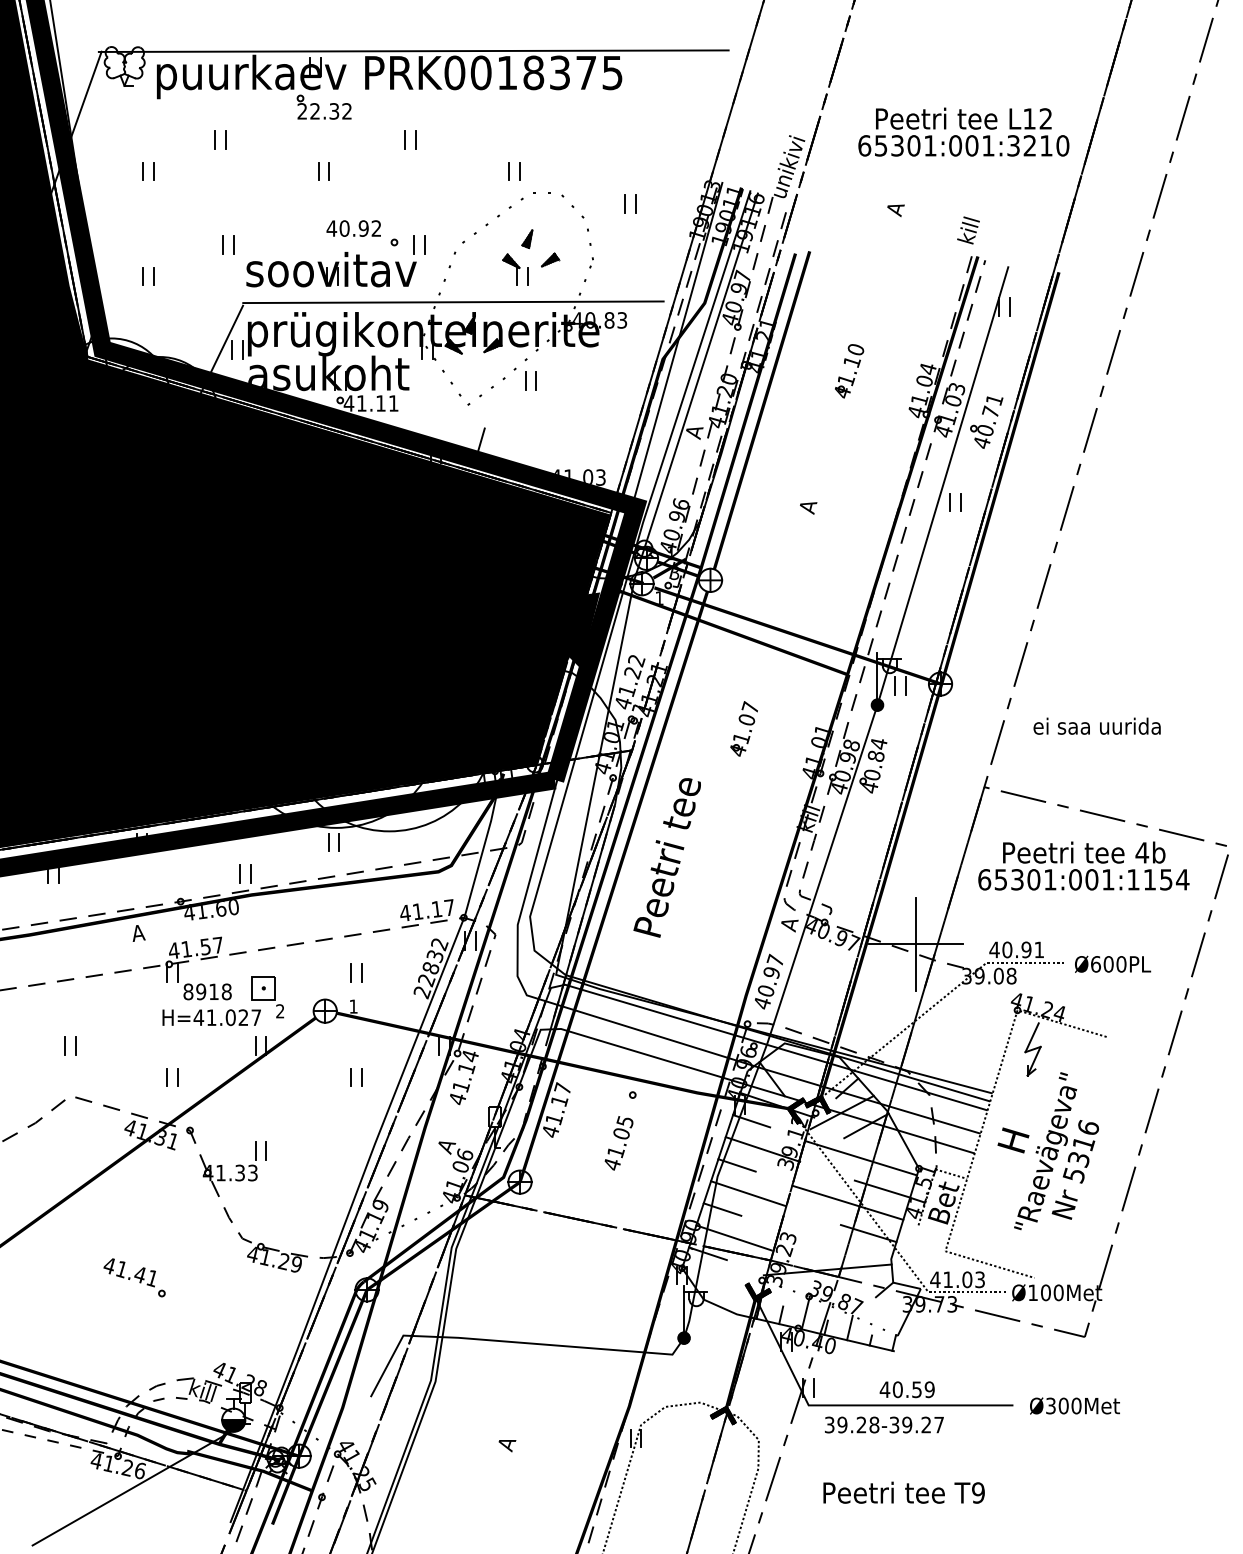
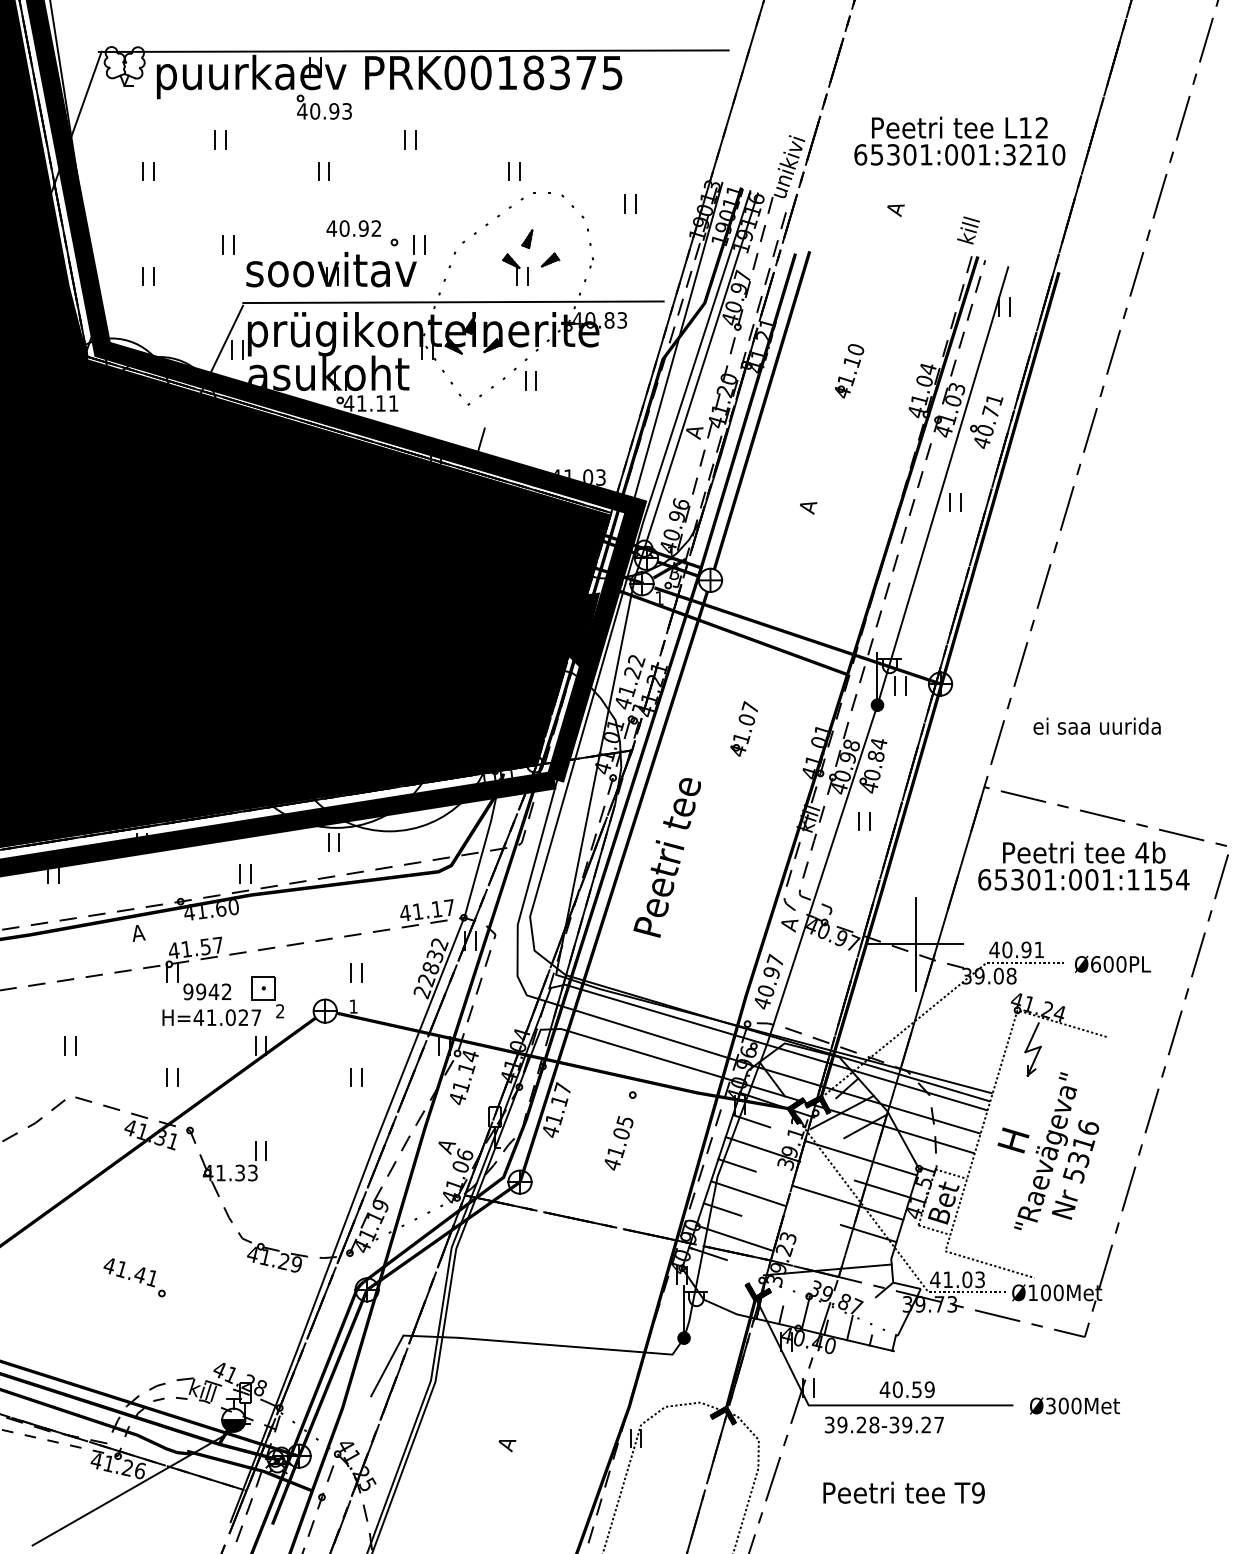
text: 22.32 -> 40.93 (324, 111)
text position: (963, 131) -> (959, 140) (959, 140)
part: none -> present (864, 821)
text: 8918 -> 9942 (207, 991)
line: none -> present (934, 1229)
